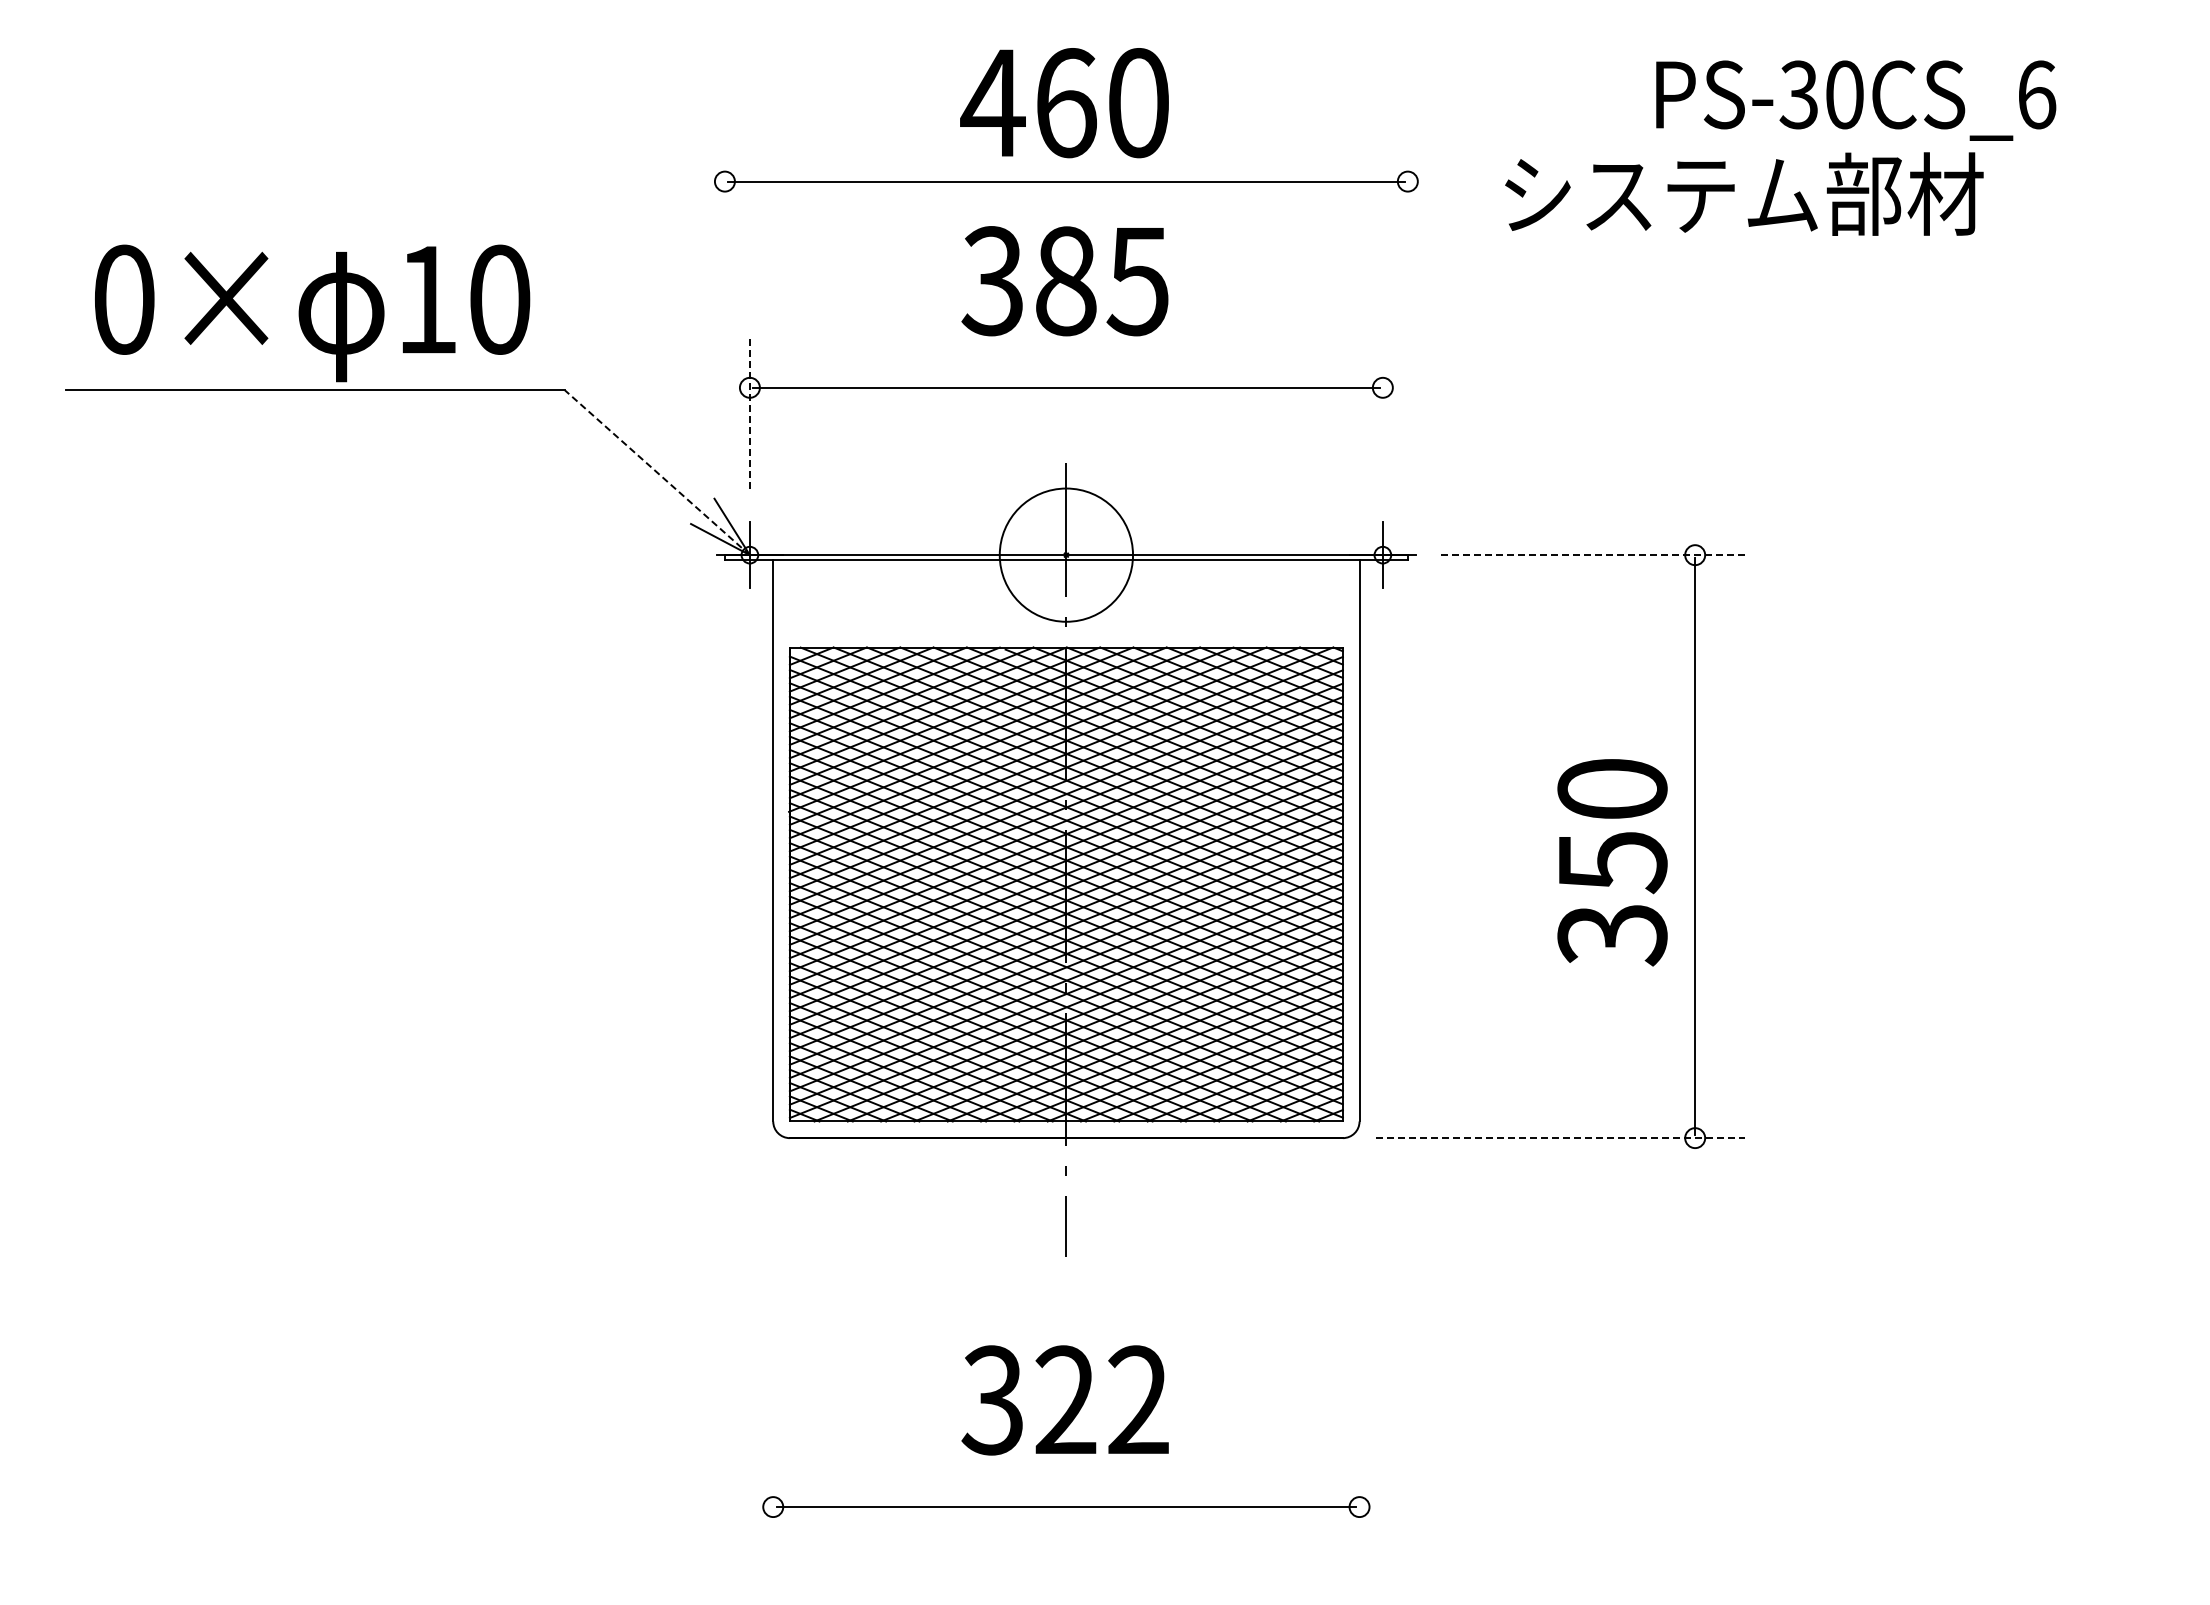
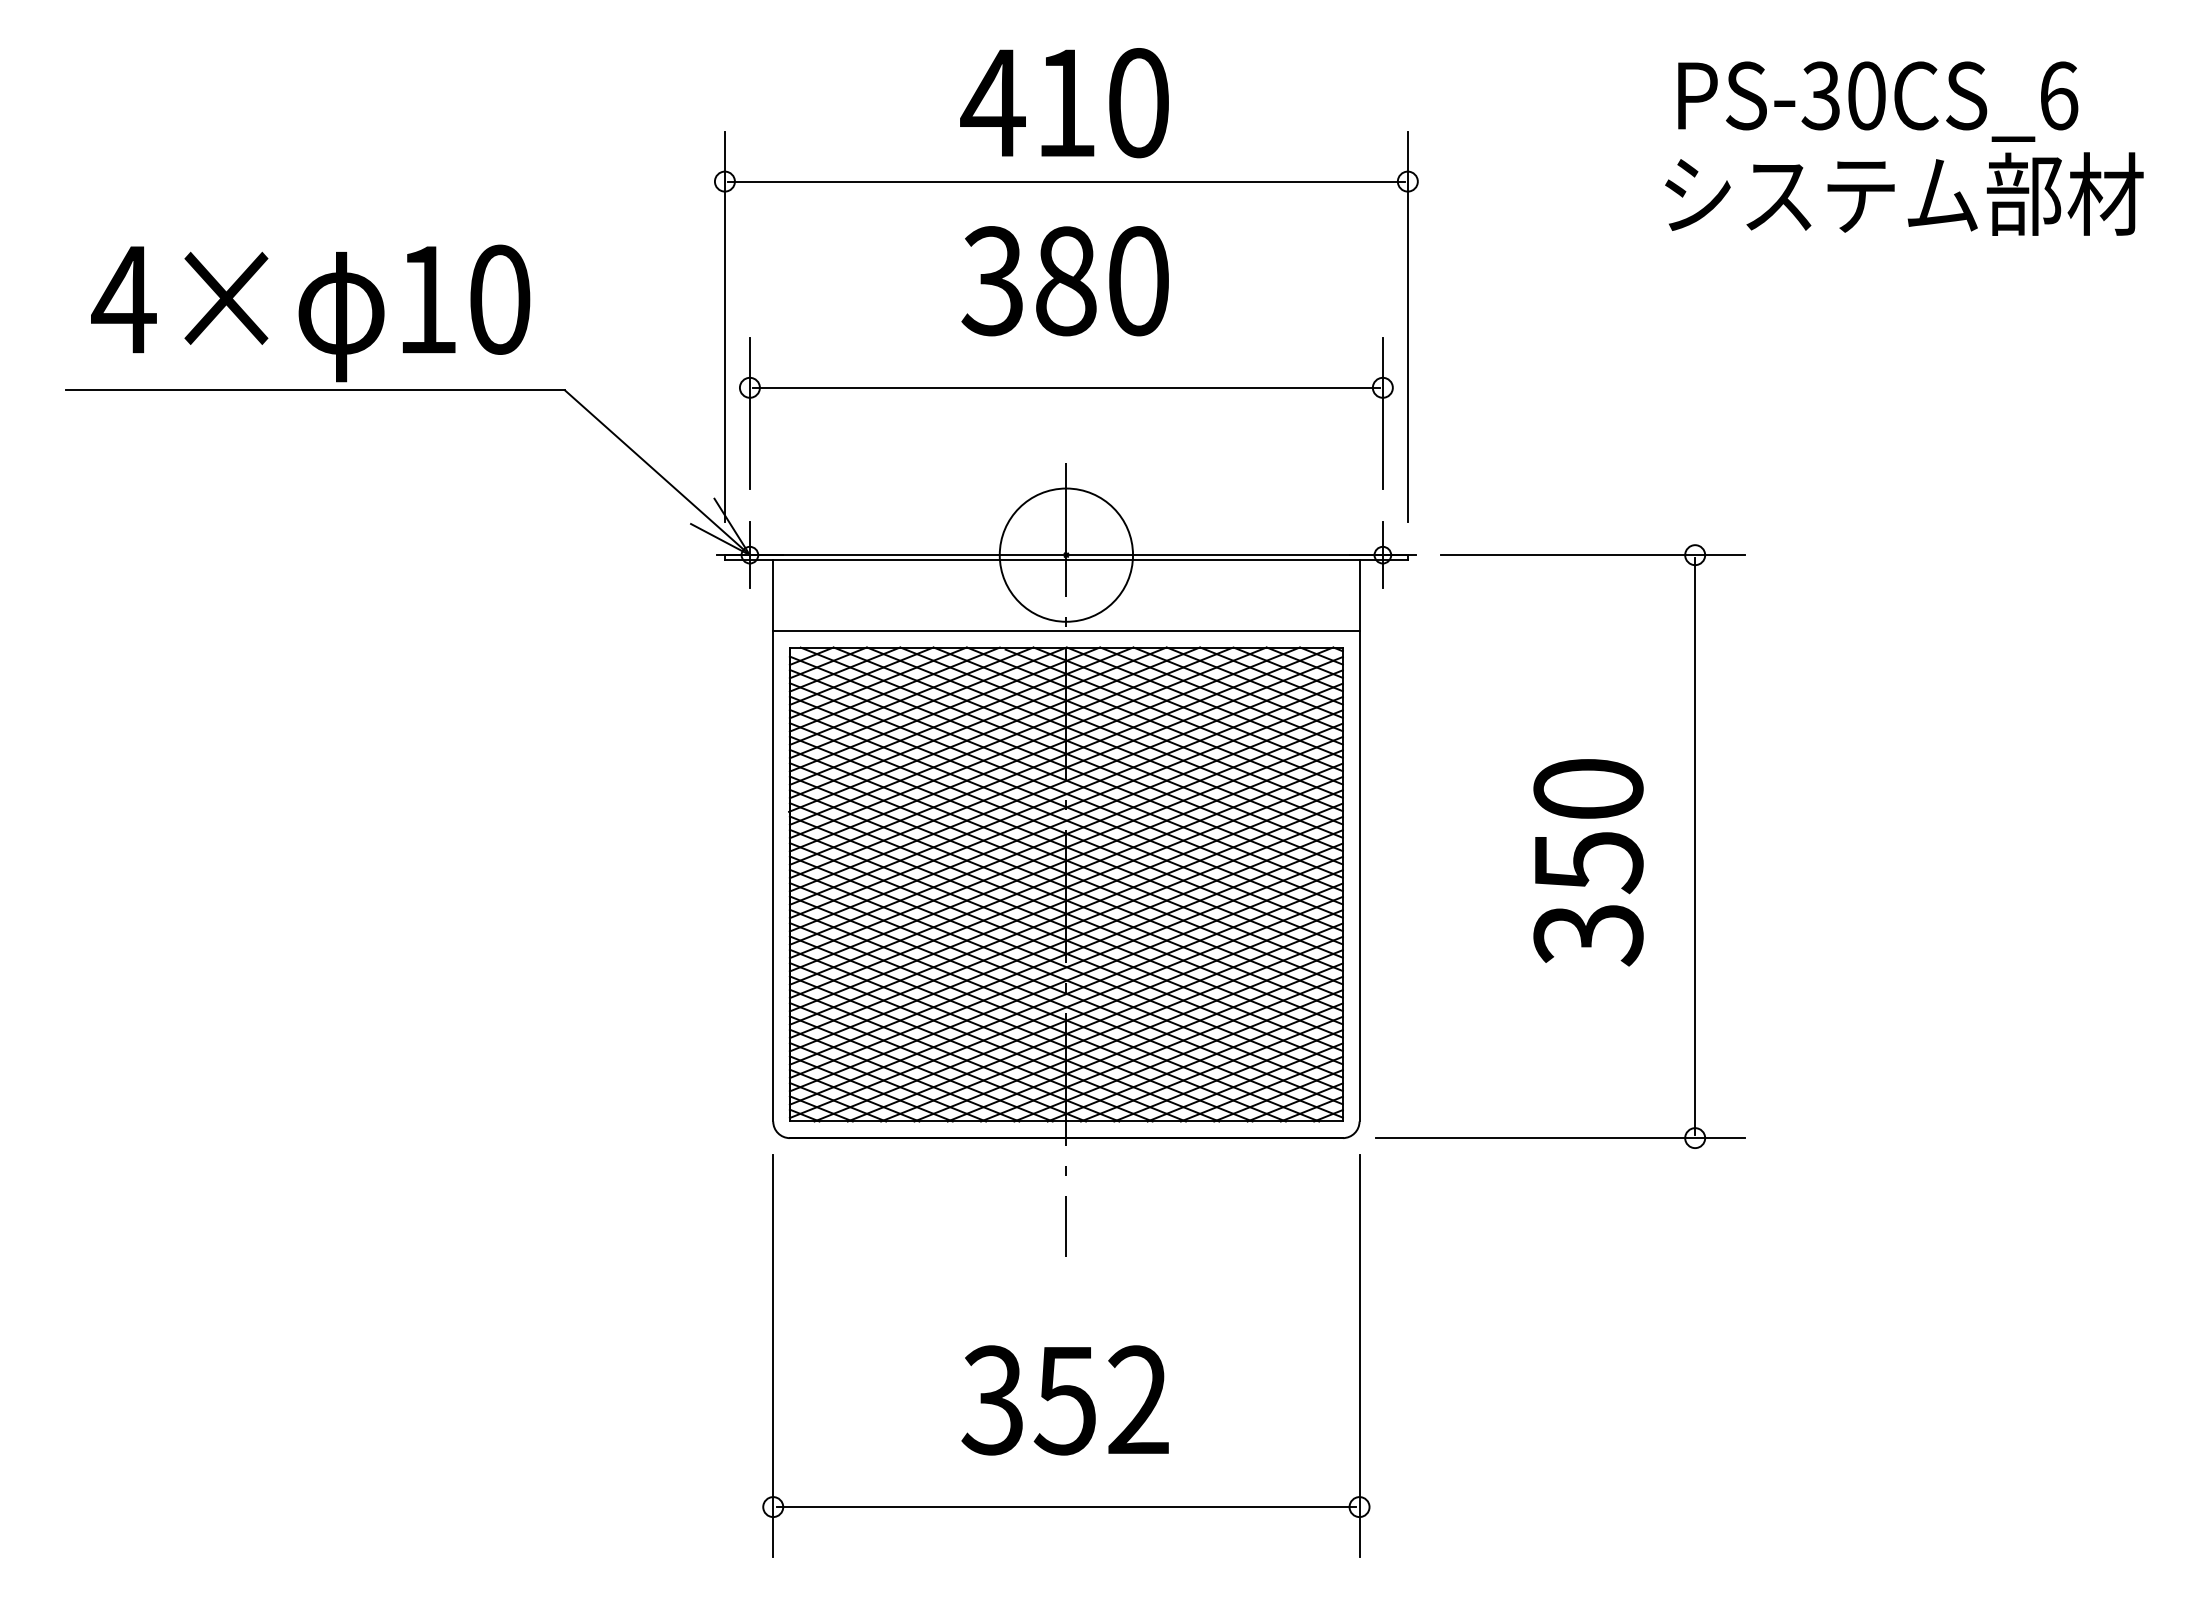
text position: (1856, 100) -> (1878, 101) (1878, 101)
text: 460 -> 410 (1066, 103)
text position: (1744, 193) -> (1904, 193) (1904, 193)
text: 385 -> 380 (1137, 281)
text: 0× -> 4× (123, 299)
line: none -> present (724, 326)
line: none -> present (1407, 326)
line: dashed -> solid (749, 412)
line: none -> present (1382, 412)
line: dashed -> solid (657, 472)
line: dashed -> solid (1593, 555)
line: none -> present (1066, 630)
text position: (1612, 862) -> (1588, 862) (1588, 862)
line: dashed -> solid (1561, 1138)
line: none -> present (773, 1355)
line: none -> present (1359, 1355)
text: 322 -> 352 (1064, 1400)
